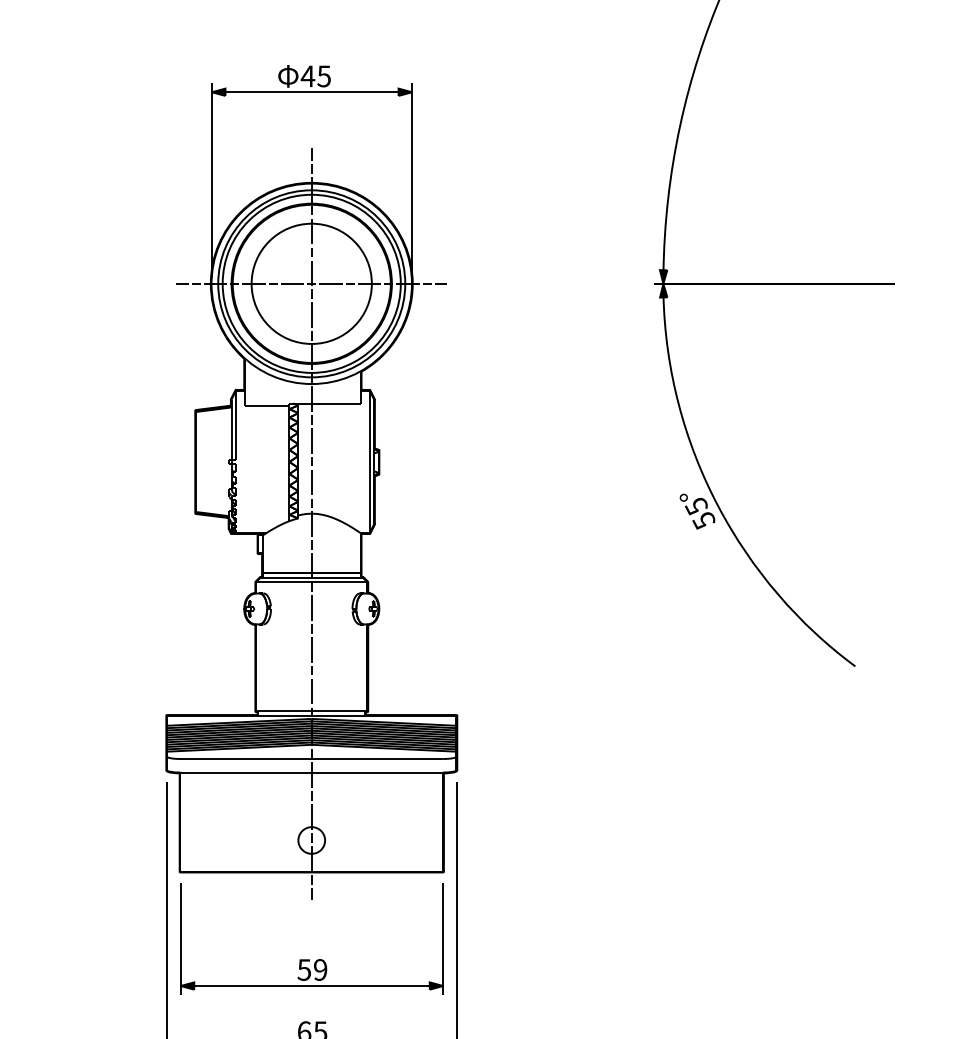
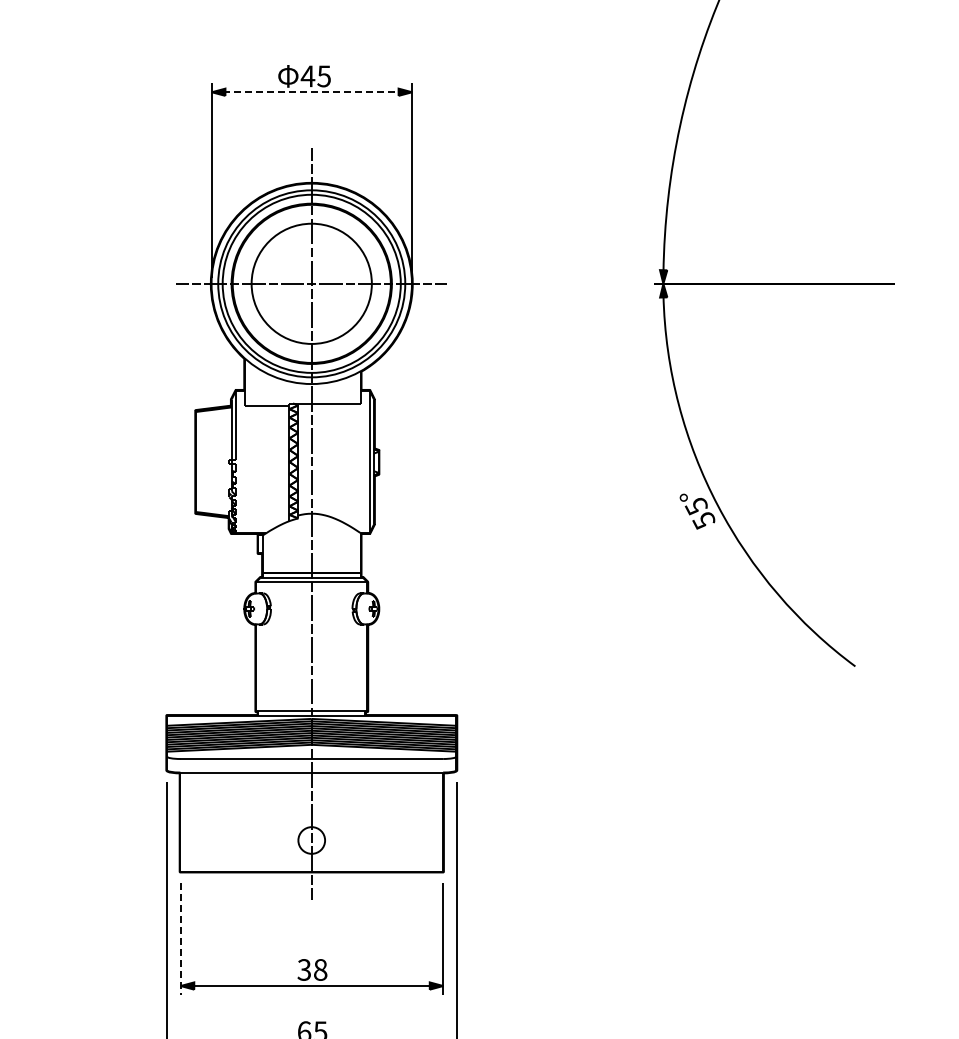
line: solid -> dashed (312, 92)
line: solid -> dashed (180, 939)
text: 59 -> 38 (312, 969)
